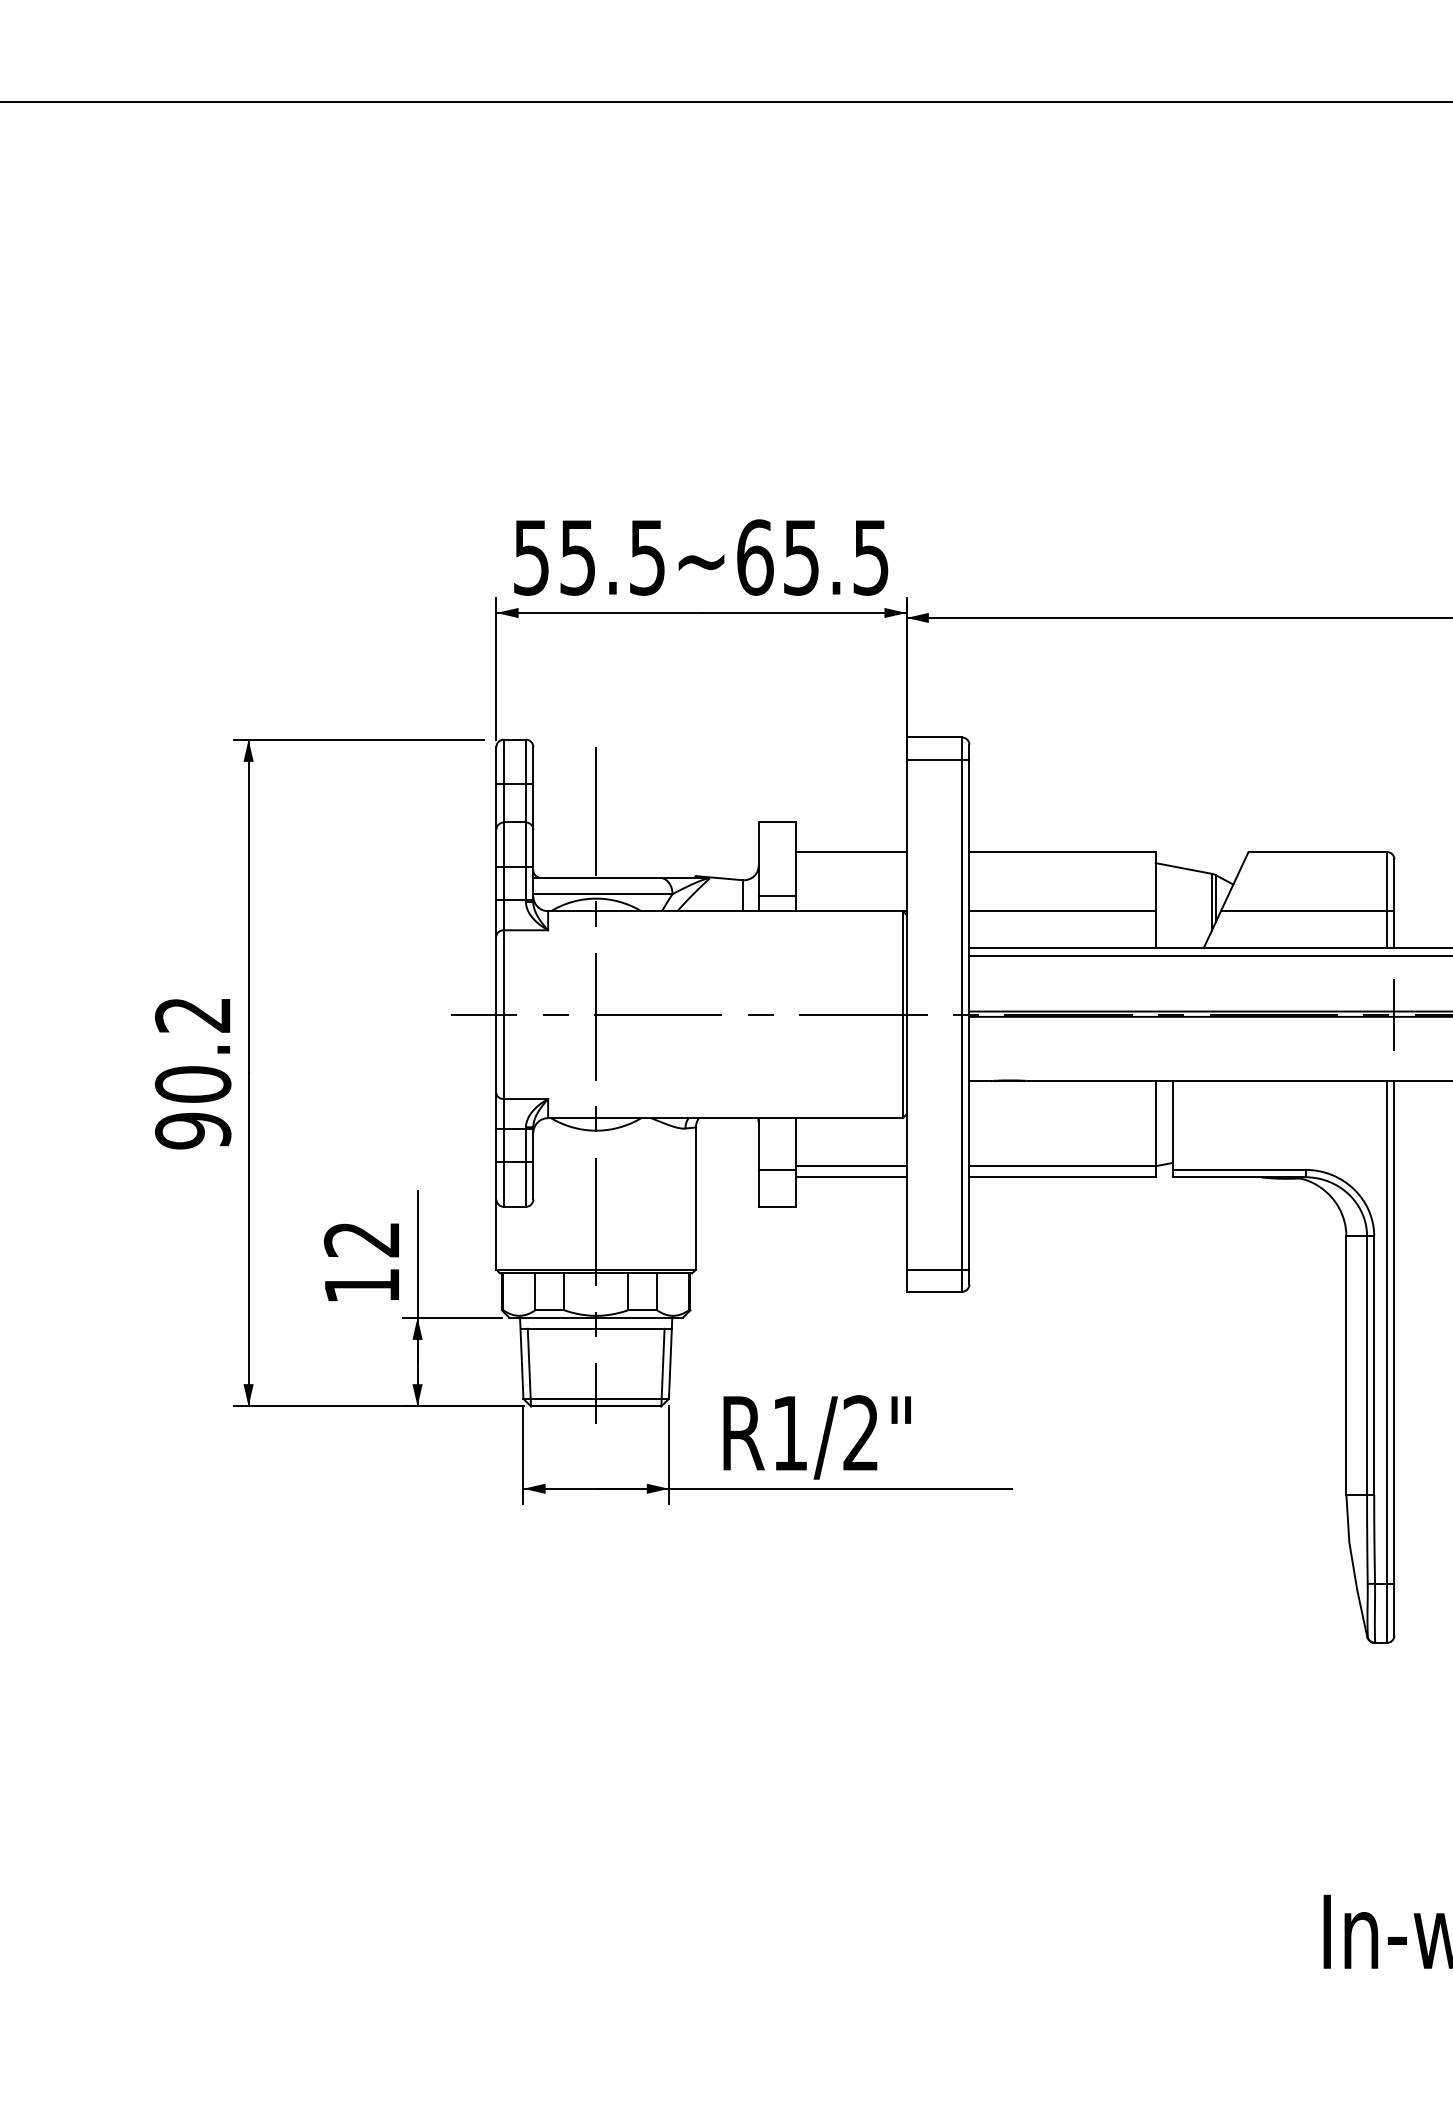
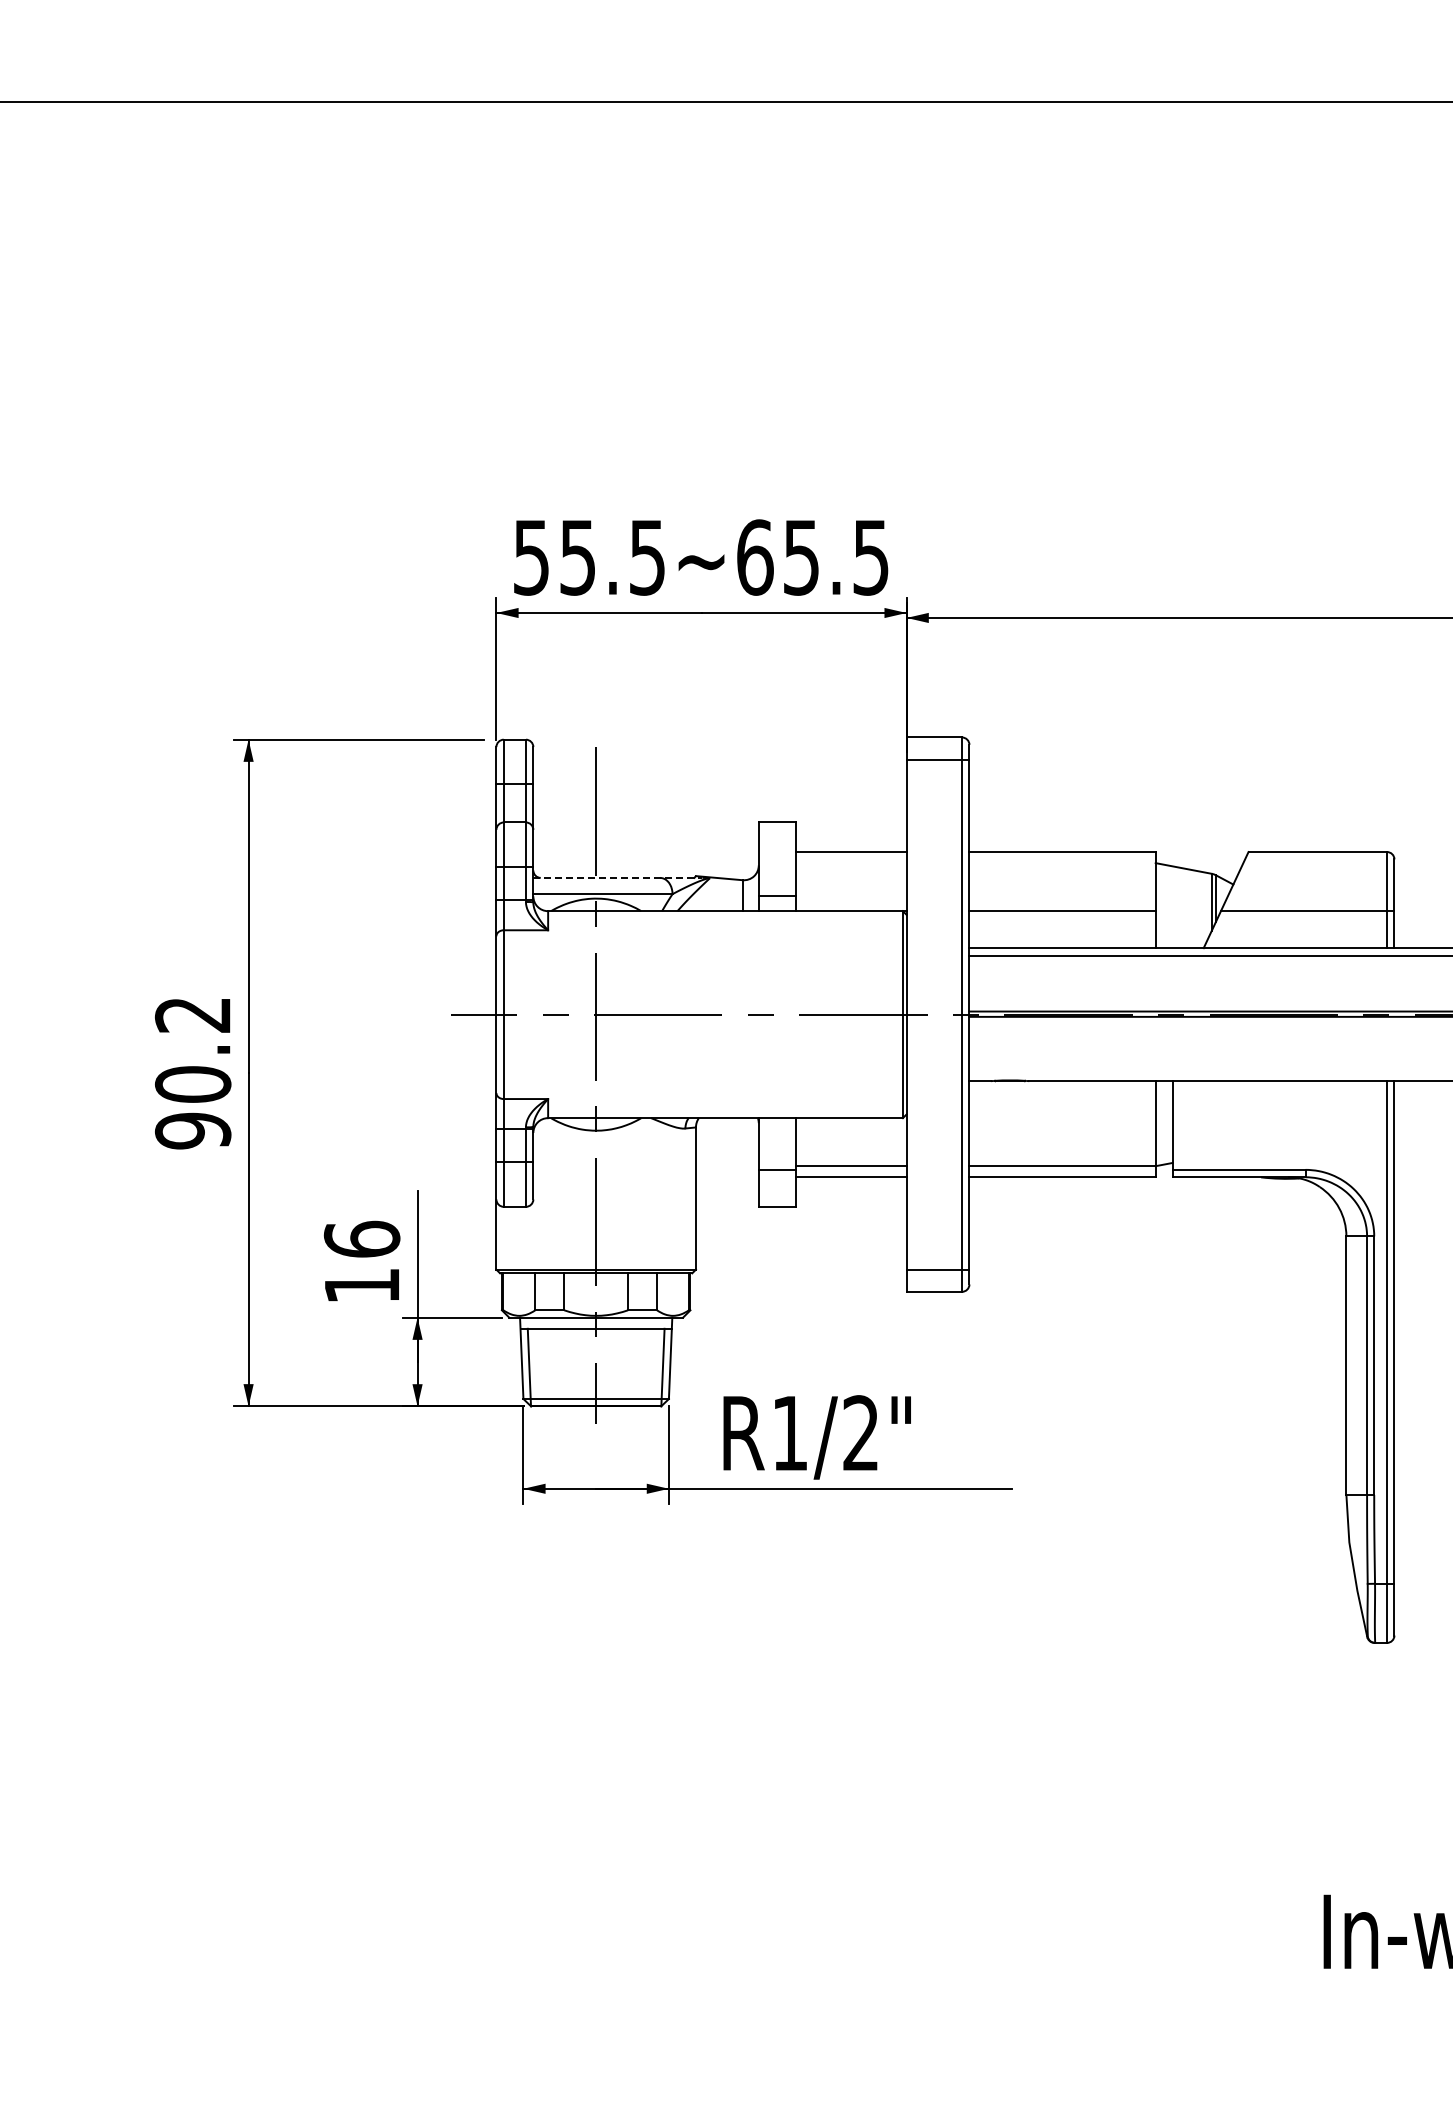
line: solid -> dashed (617, 877)
line: present -> none (1393, 1014)
text: 12 -> 16 (361, 1238)
